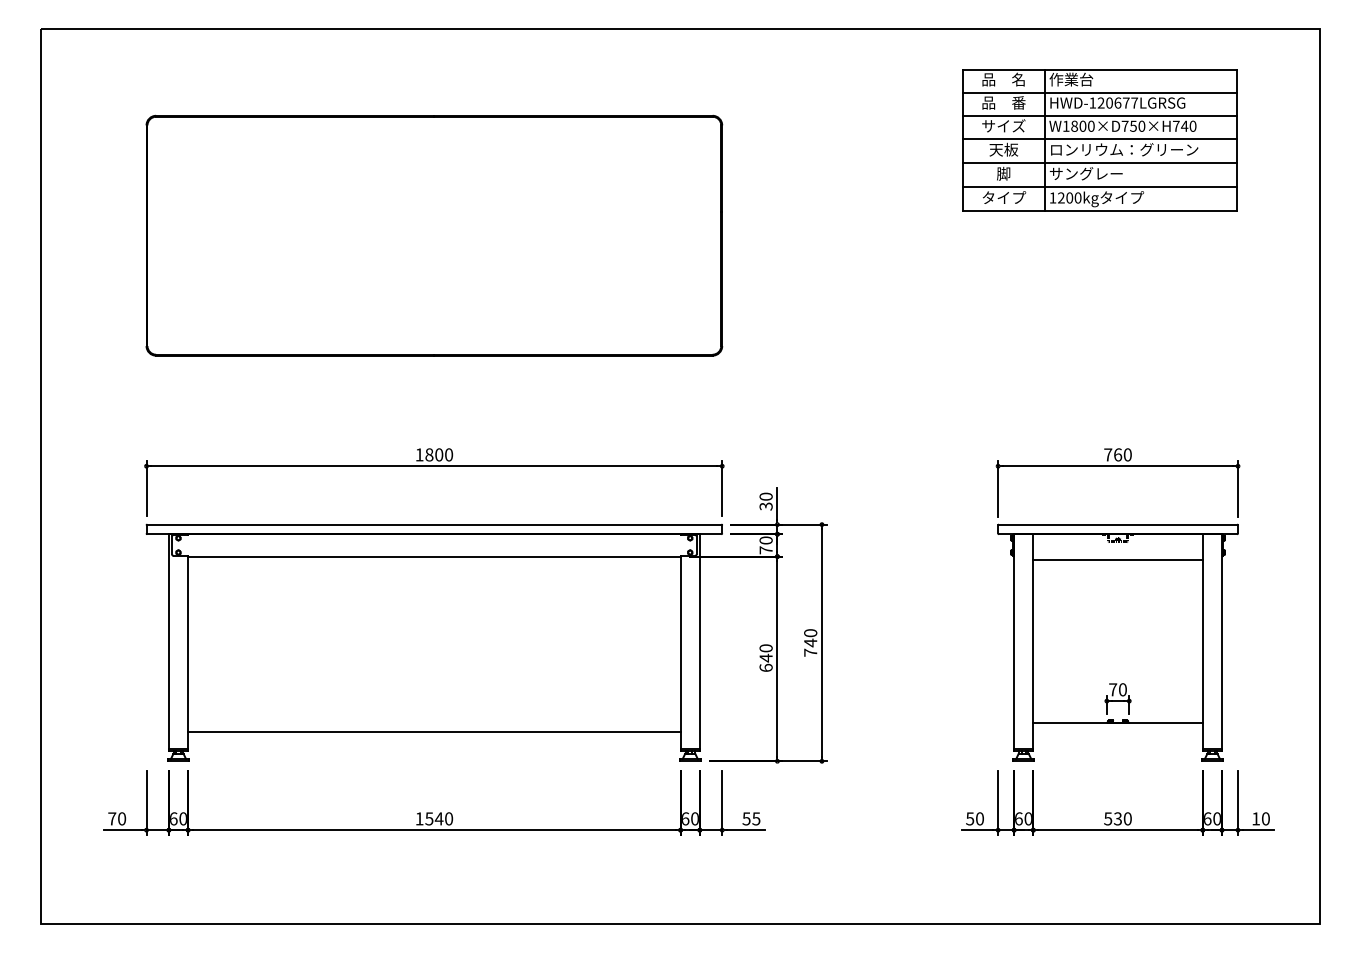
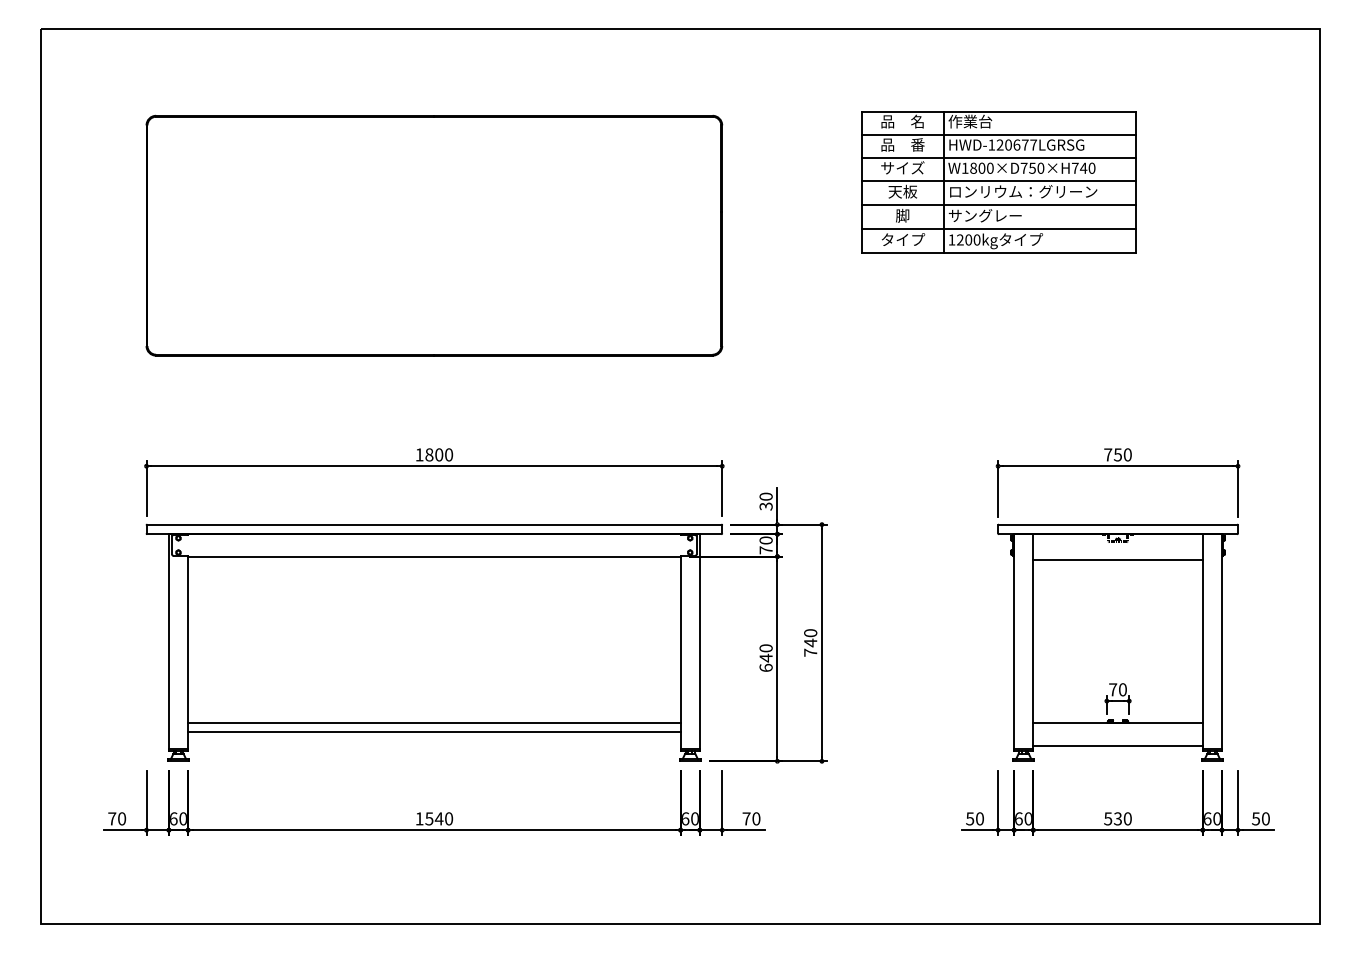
part position: (1099, 140) -> (998, 182) (998, 182)
text: 760 -> 750 (1117, 454)
line: none -> present (434, 722)
line: none -> present (1117, 745)
text: 55 -> 70 (751, 818)
text: 10 -> 50 (1255, 818)
